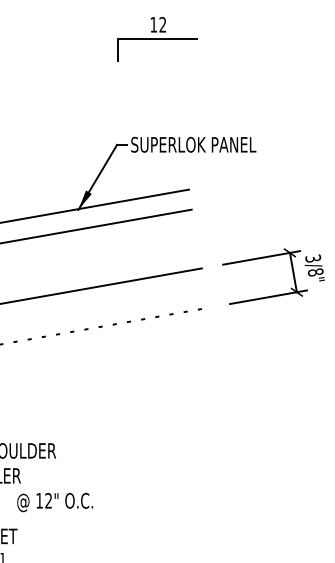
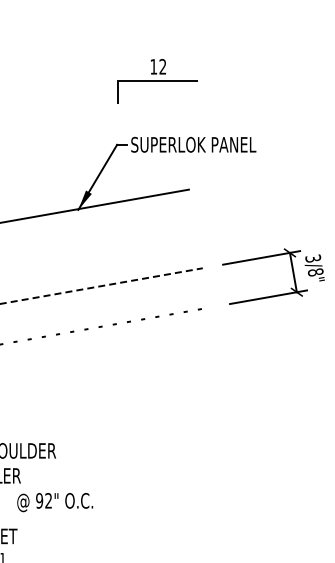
part position: (157, 39) -> (157, 81) (157, 81)
line: present -> none (96, 226)
line: solid -> dashed (102, 285)
text: 12" -> 92" (39, 500)
